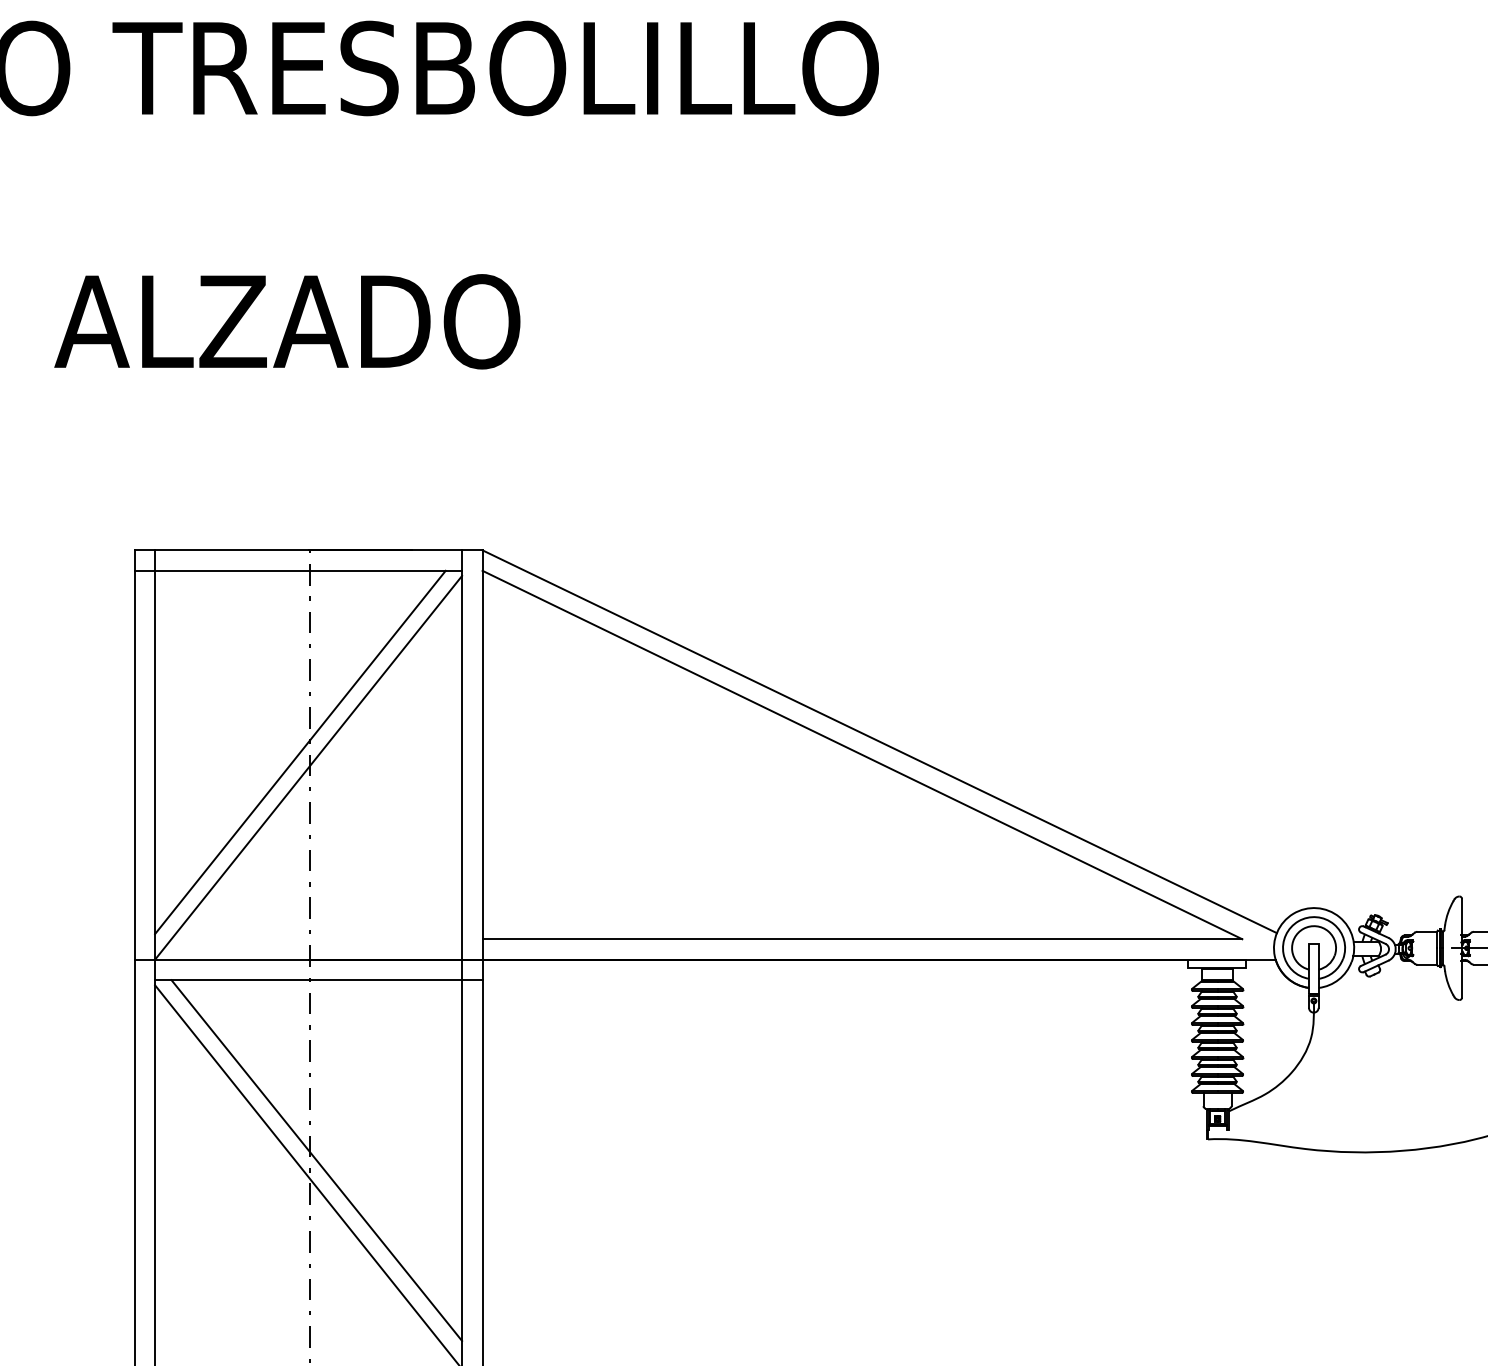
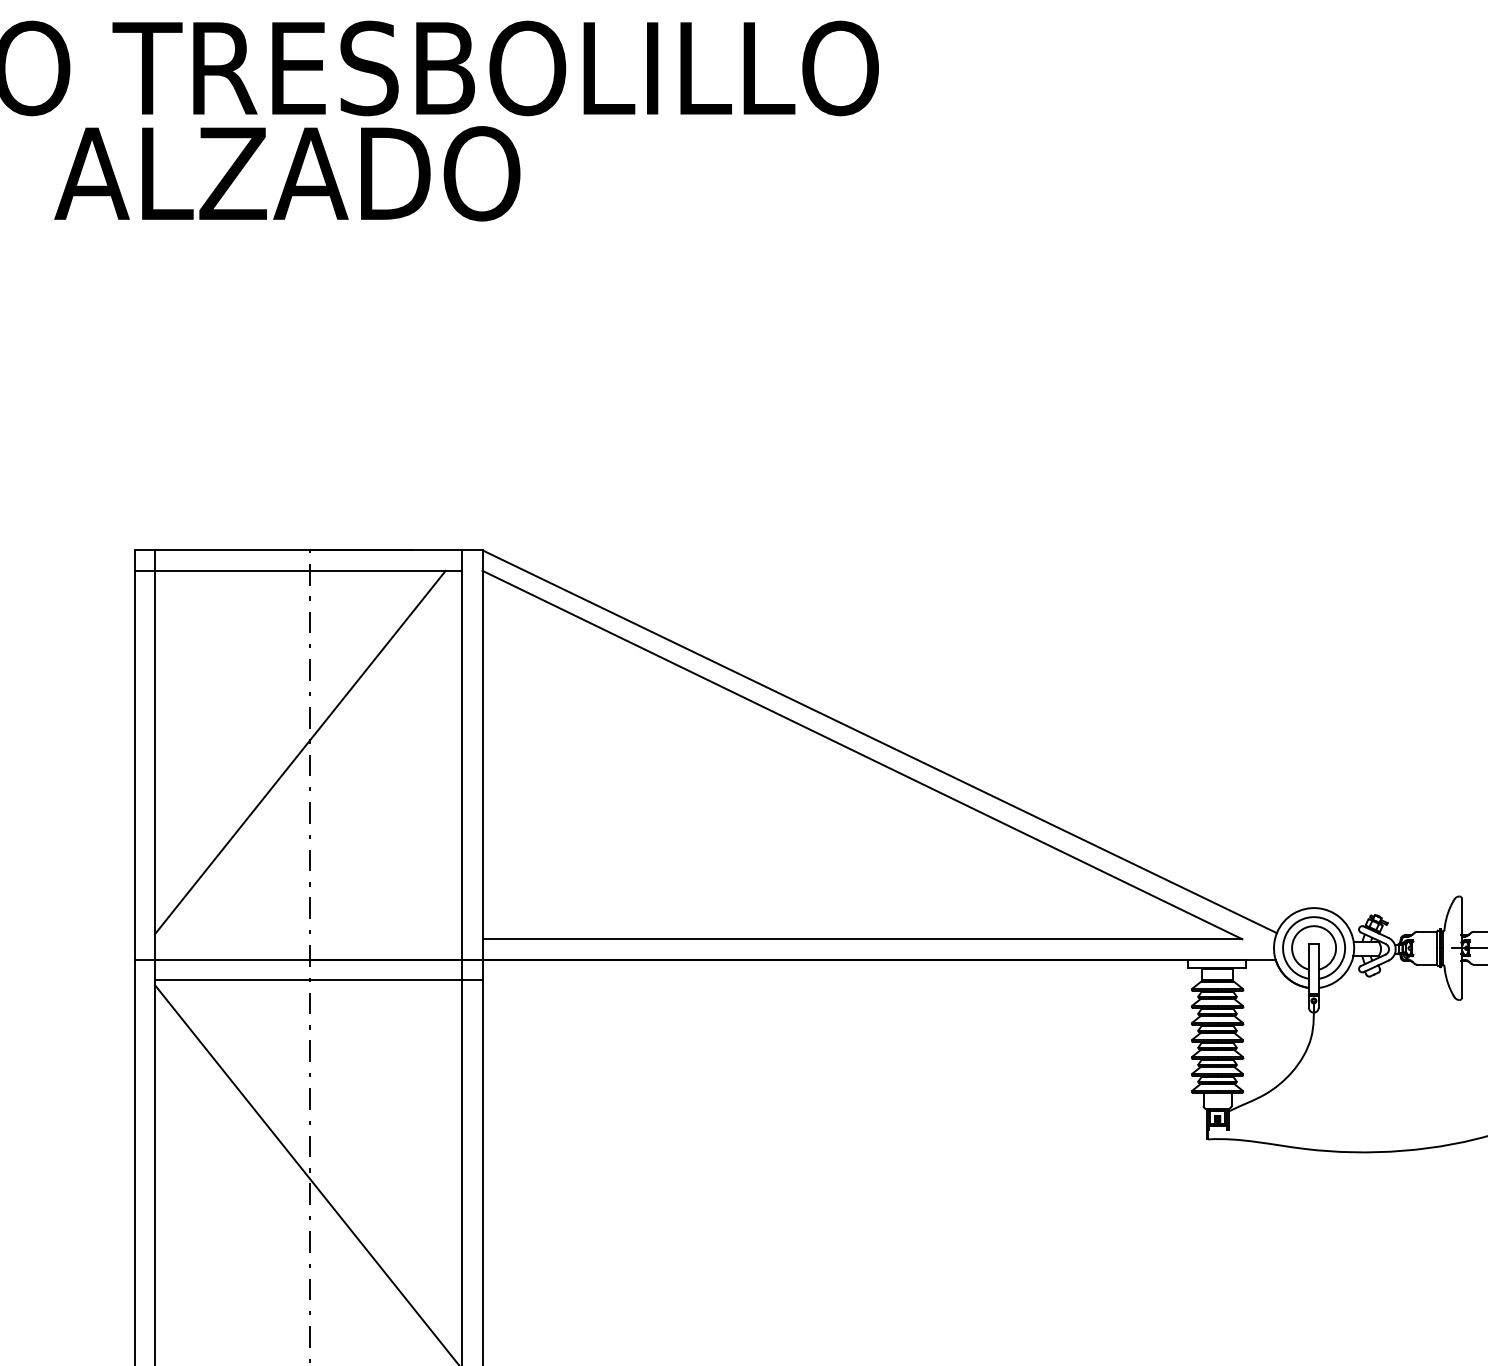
text position: (287, 321) -> (287, 173) (287, 173)
line: present -> none (308, 767)
line: present -> none (316, 1160)
